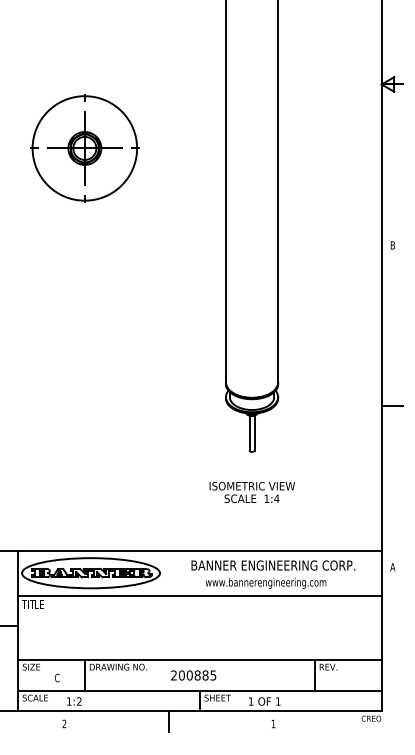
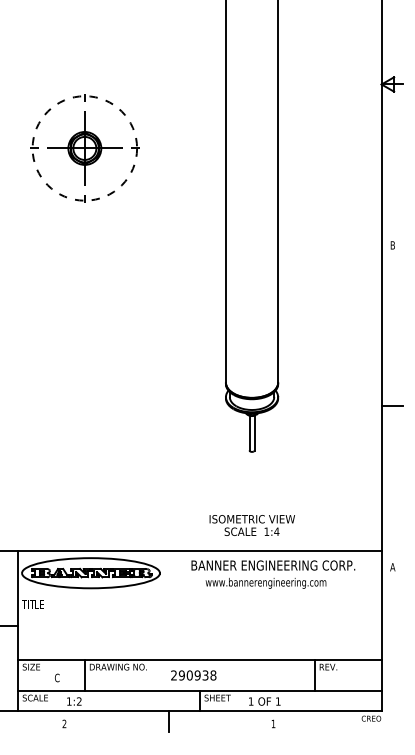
circle: solid -> dashed (84, 148)
text position: (251, 492) -> (251, 525) (251, 525)
line: present -> none (199, 596)
text: 200885 -> 290938 (197, 675)
